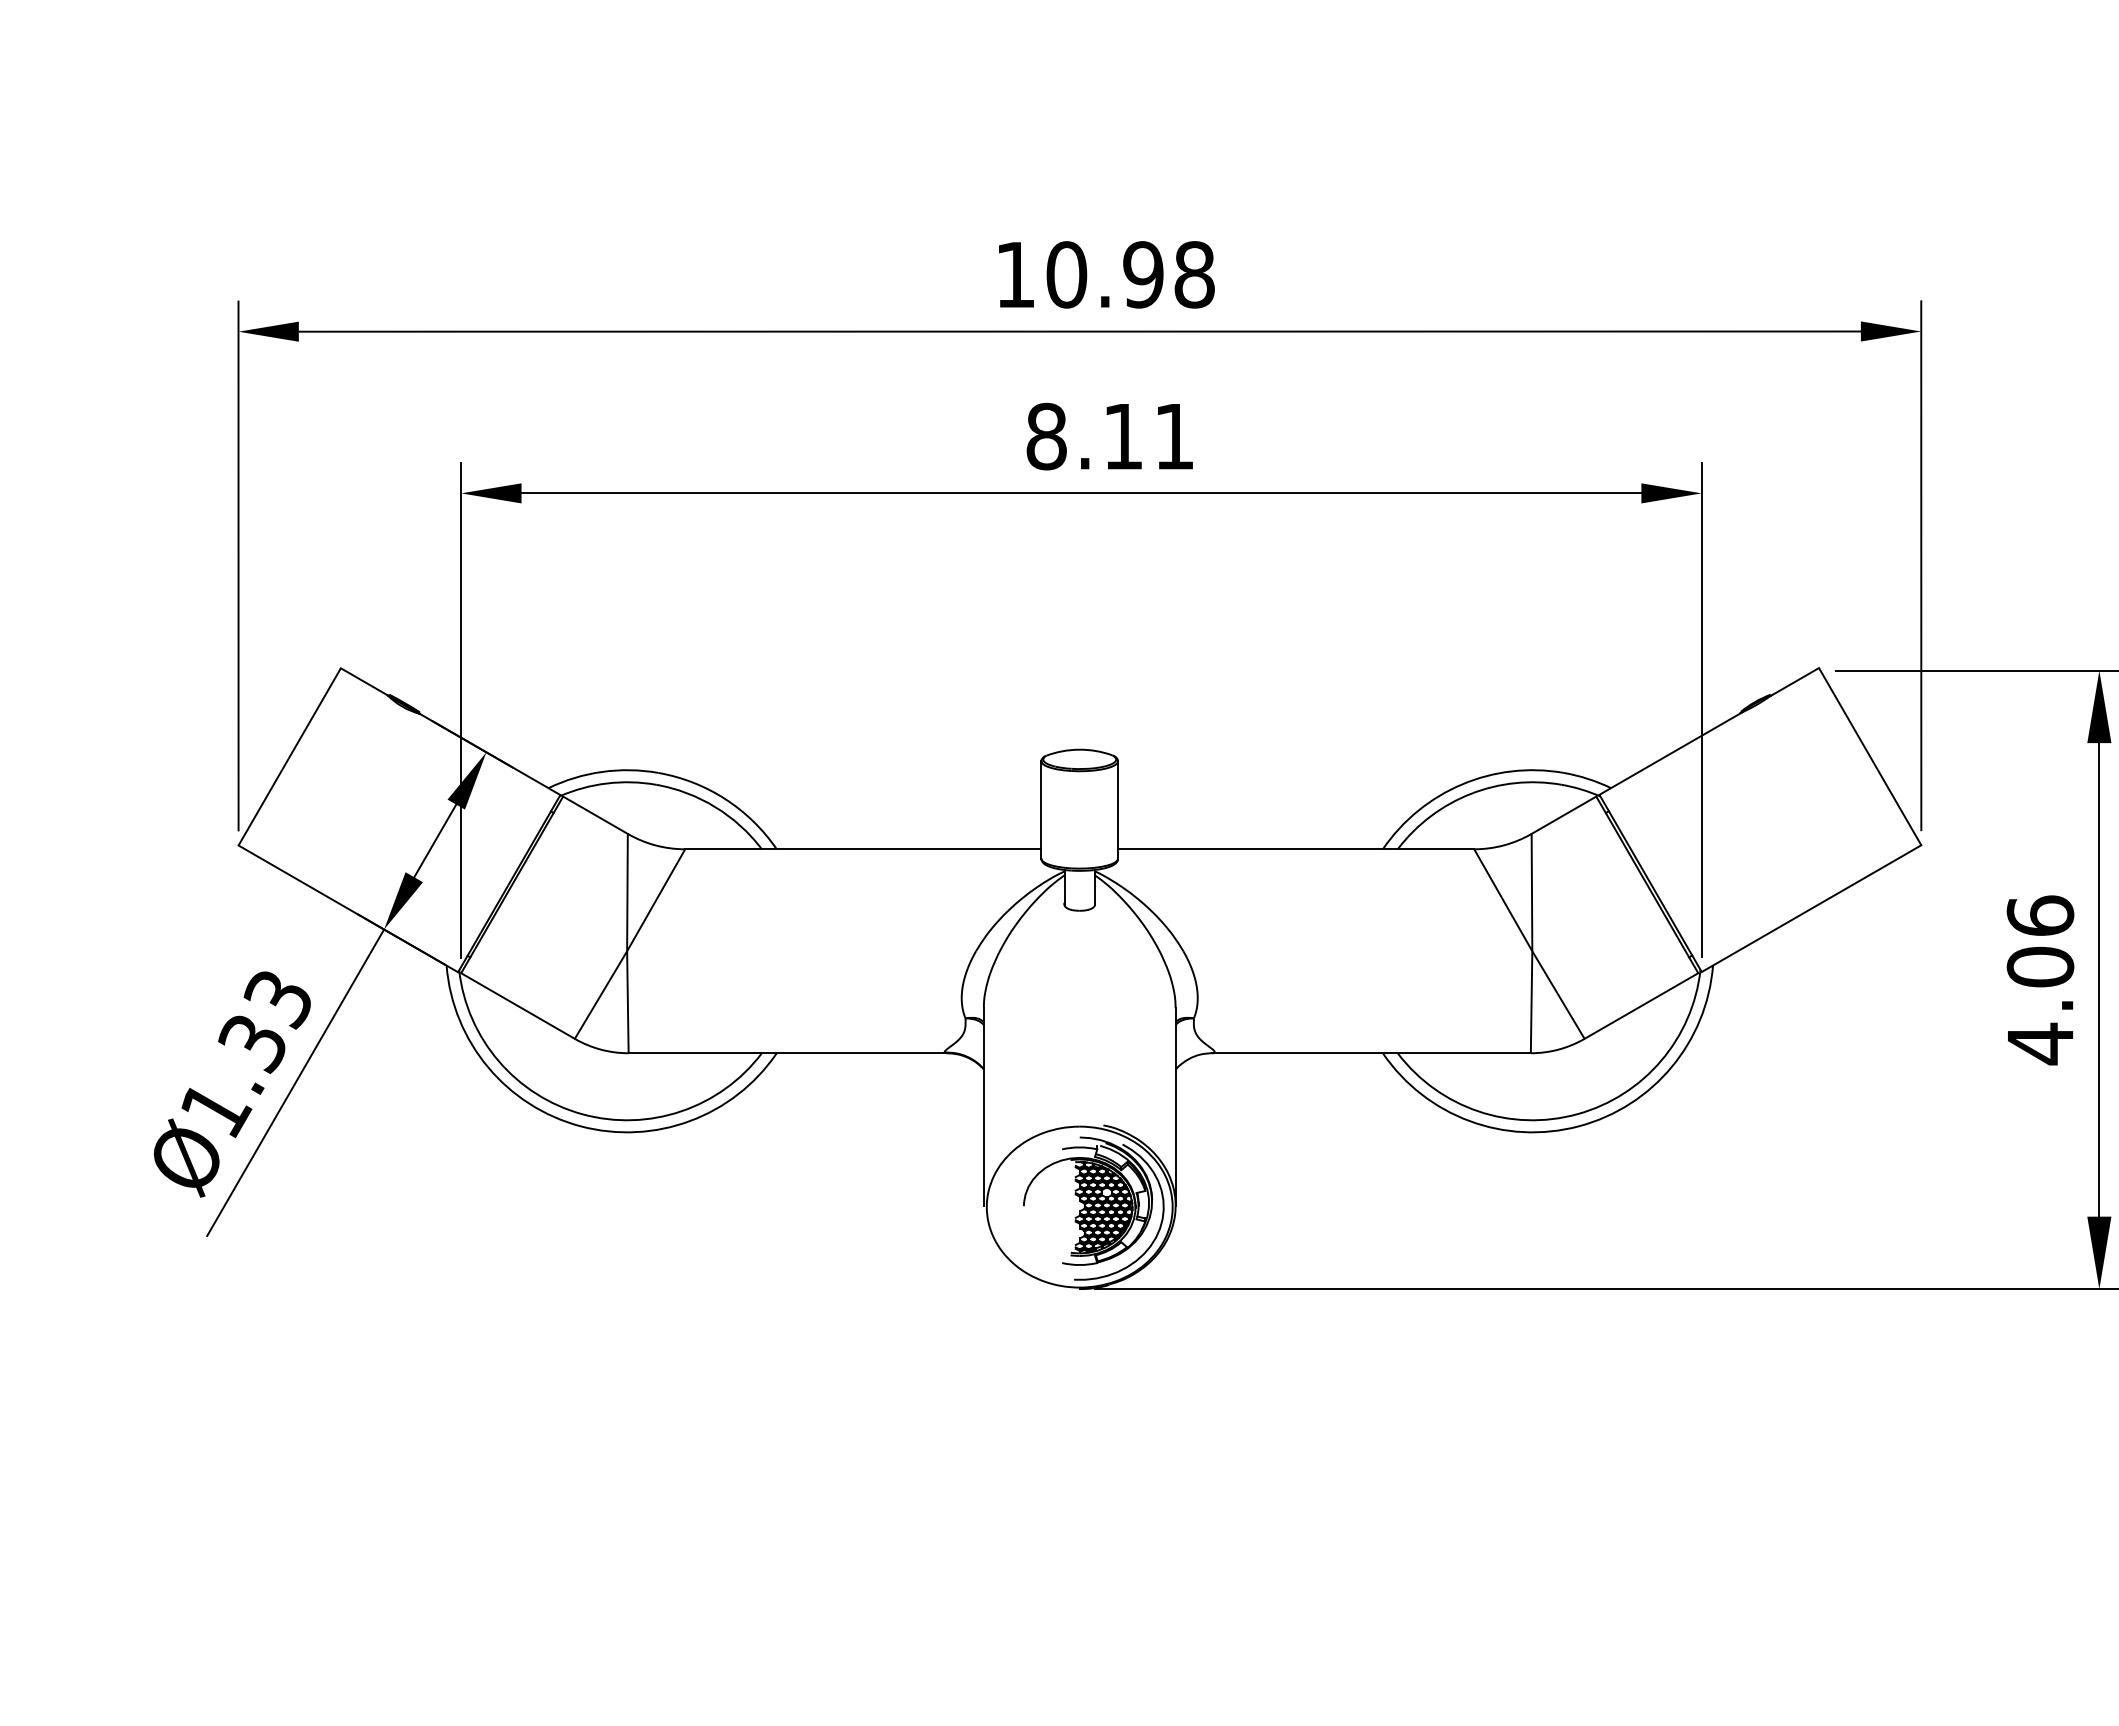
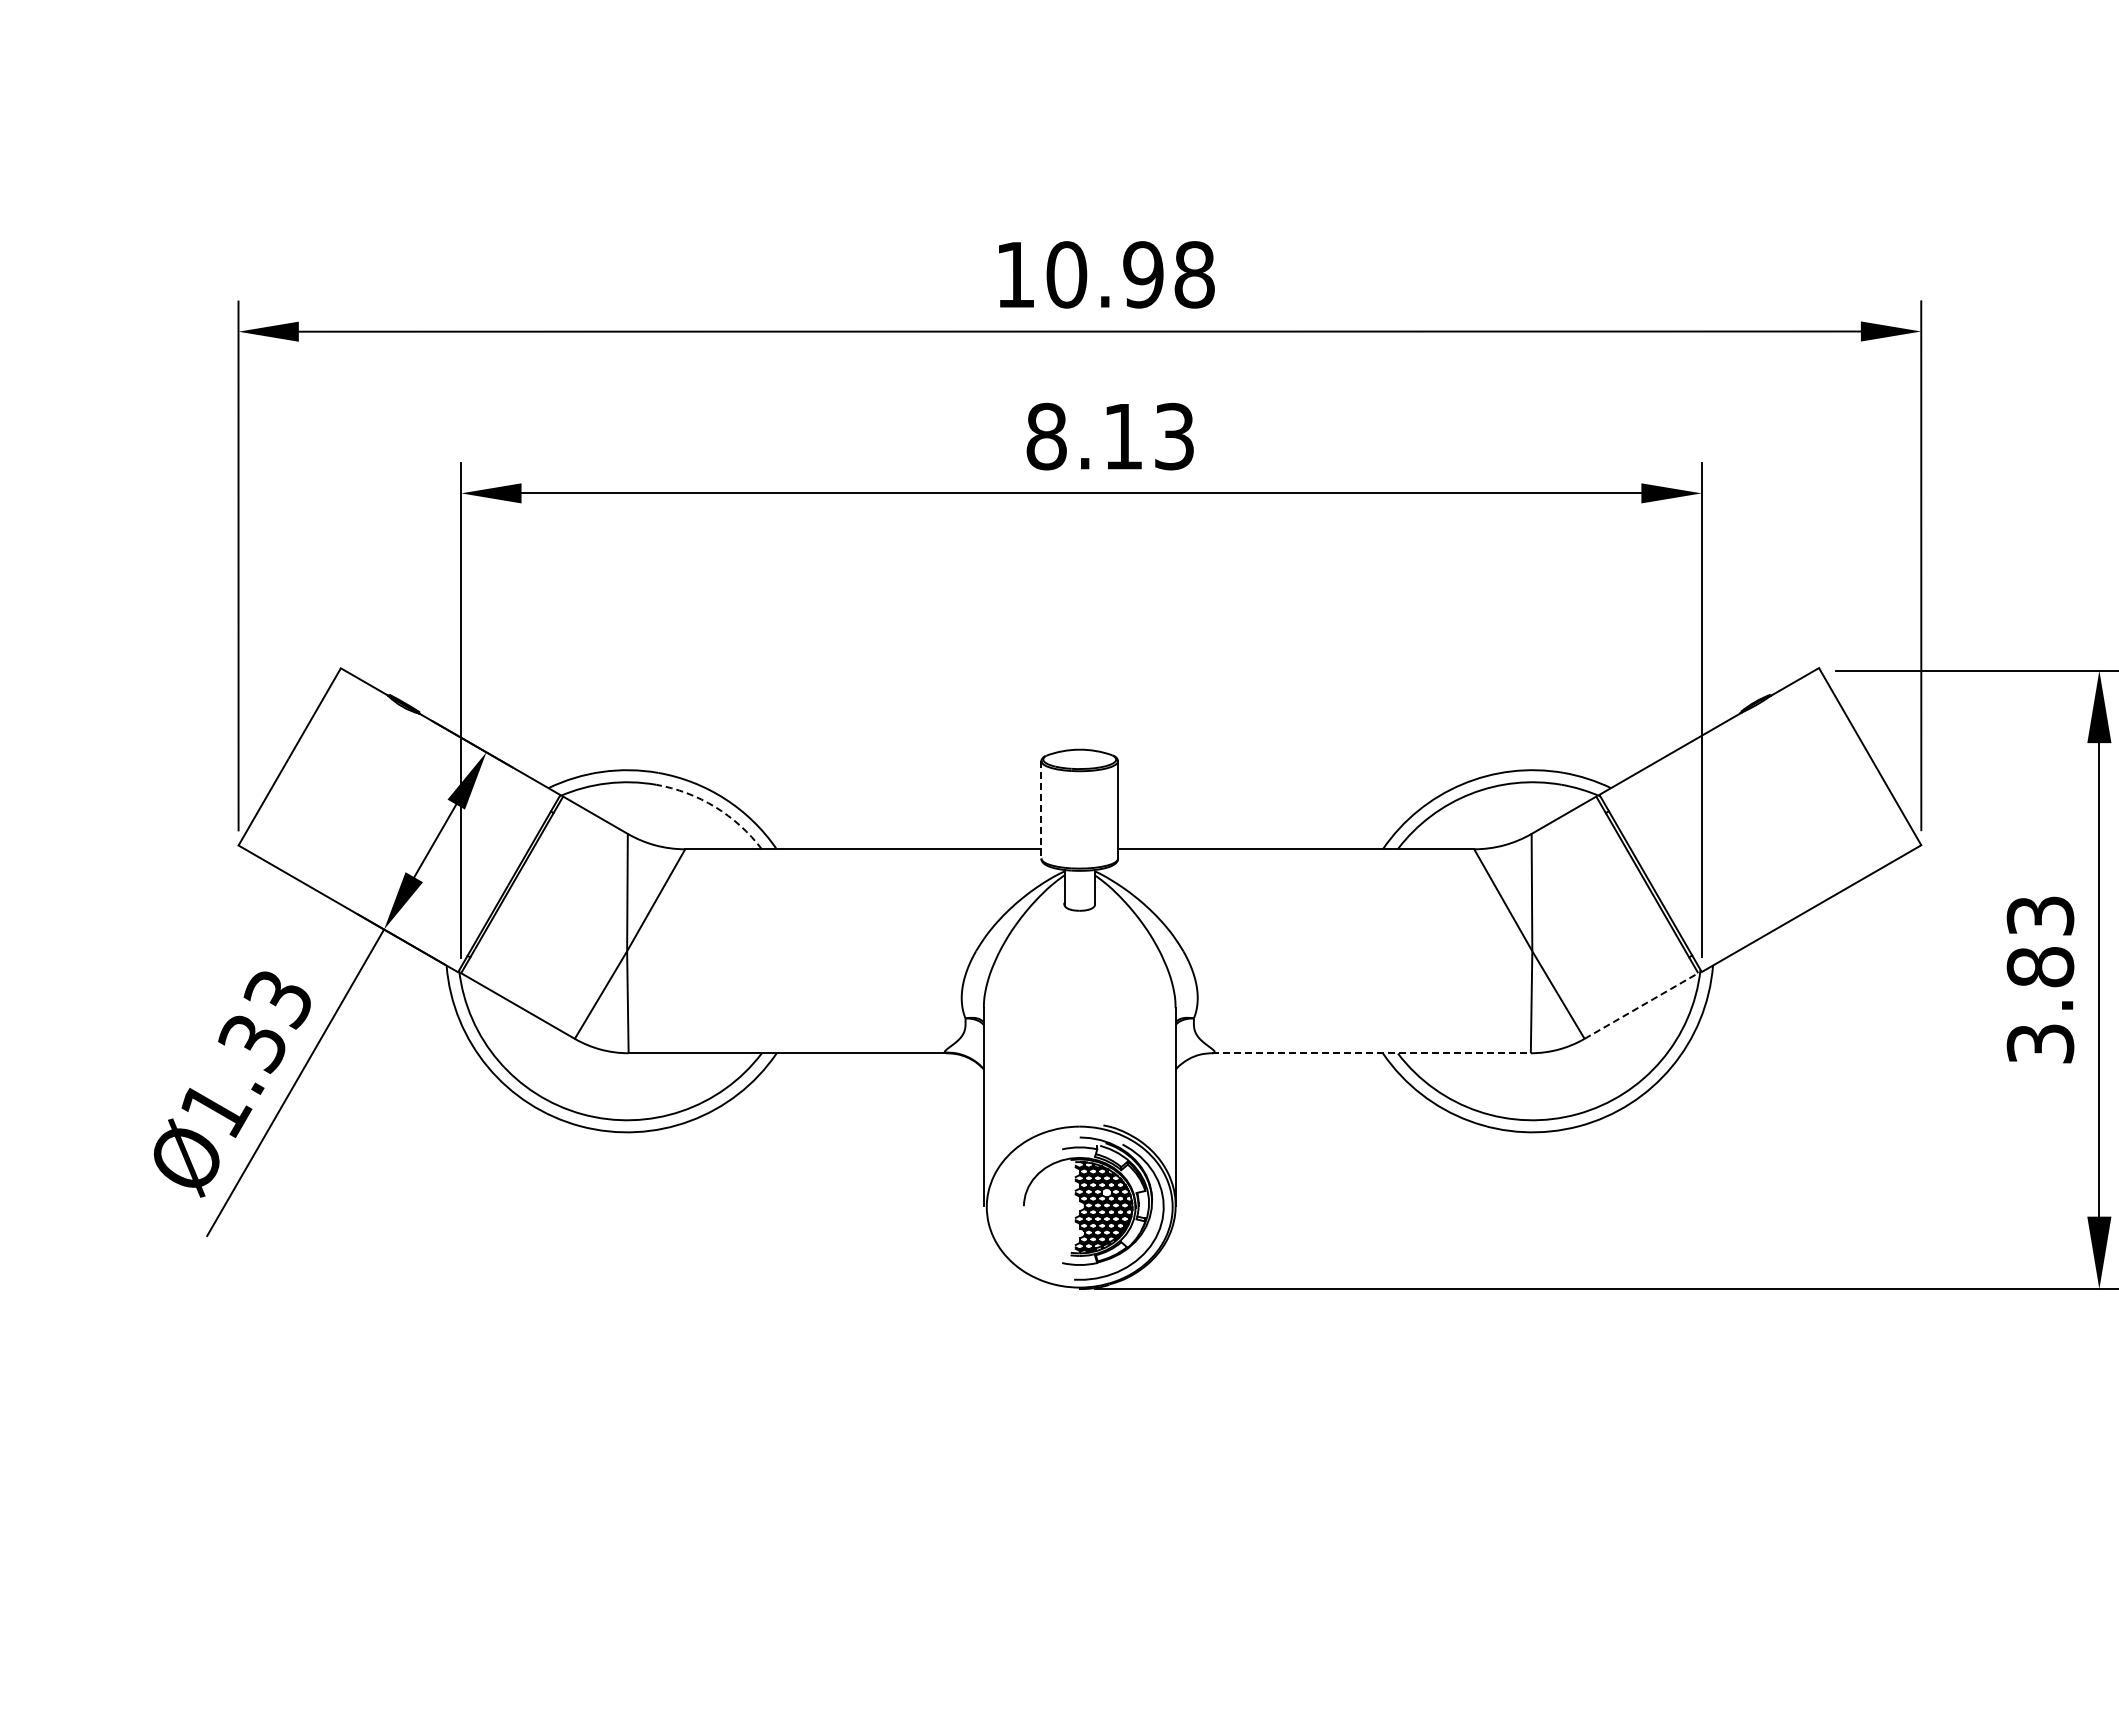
text: 8.11 -> 8.13 (1174, 436)
arc: solid -> dashed (715, 807)
line: solid -> dashed (1041, 810)
text: 4.06 -> 3.83 (2040, 980)
line: solid -> dashed (1641, 1006)
line: solid -> dashed (1371, 1053)
